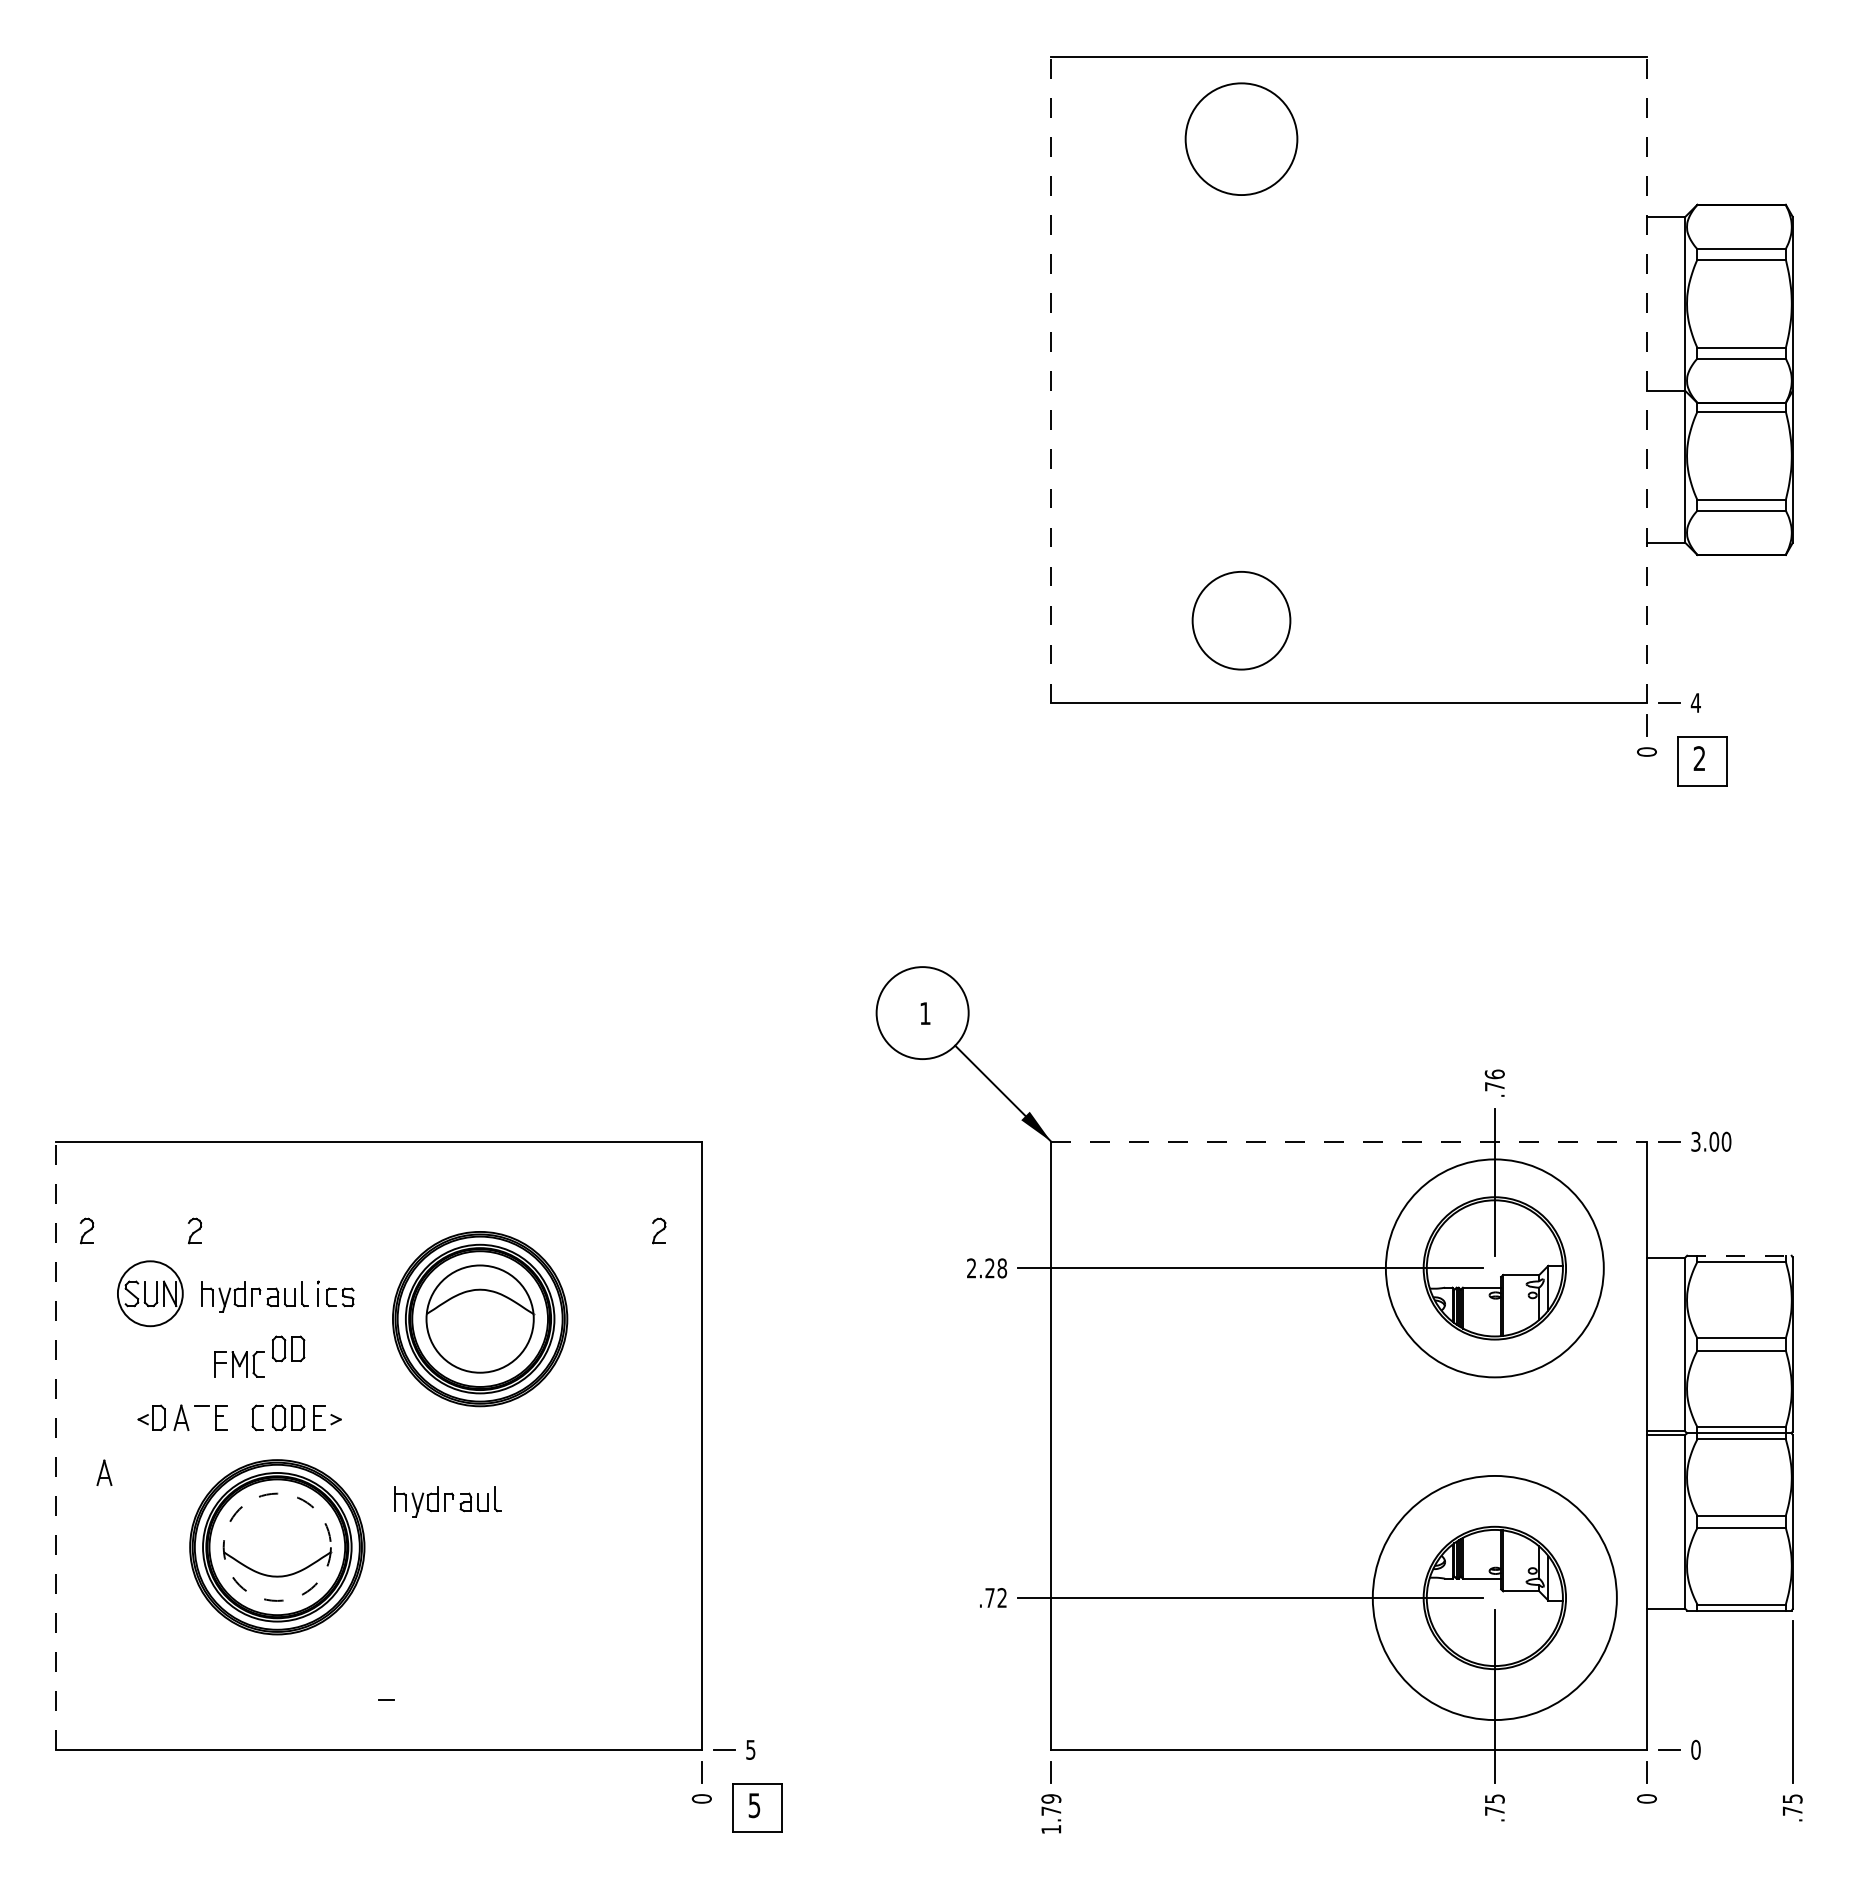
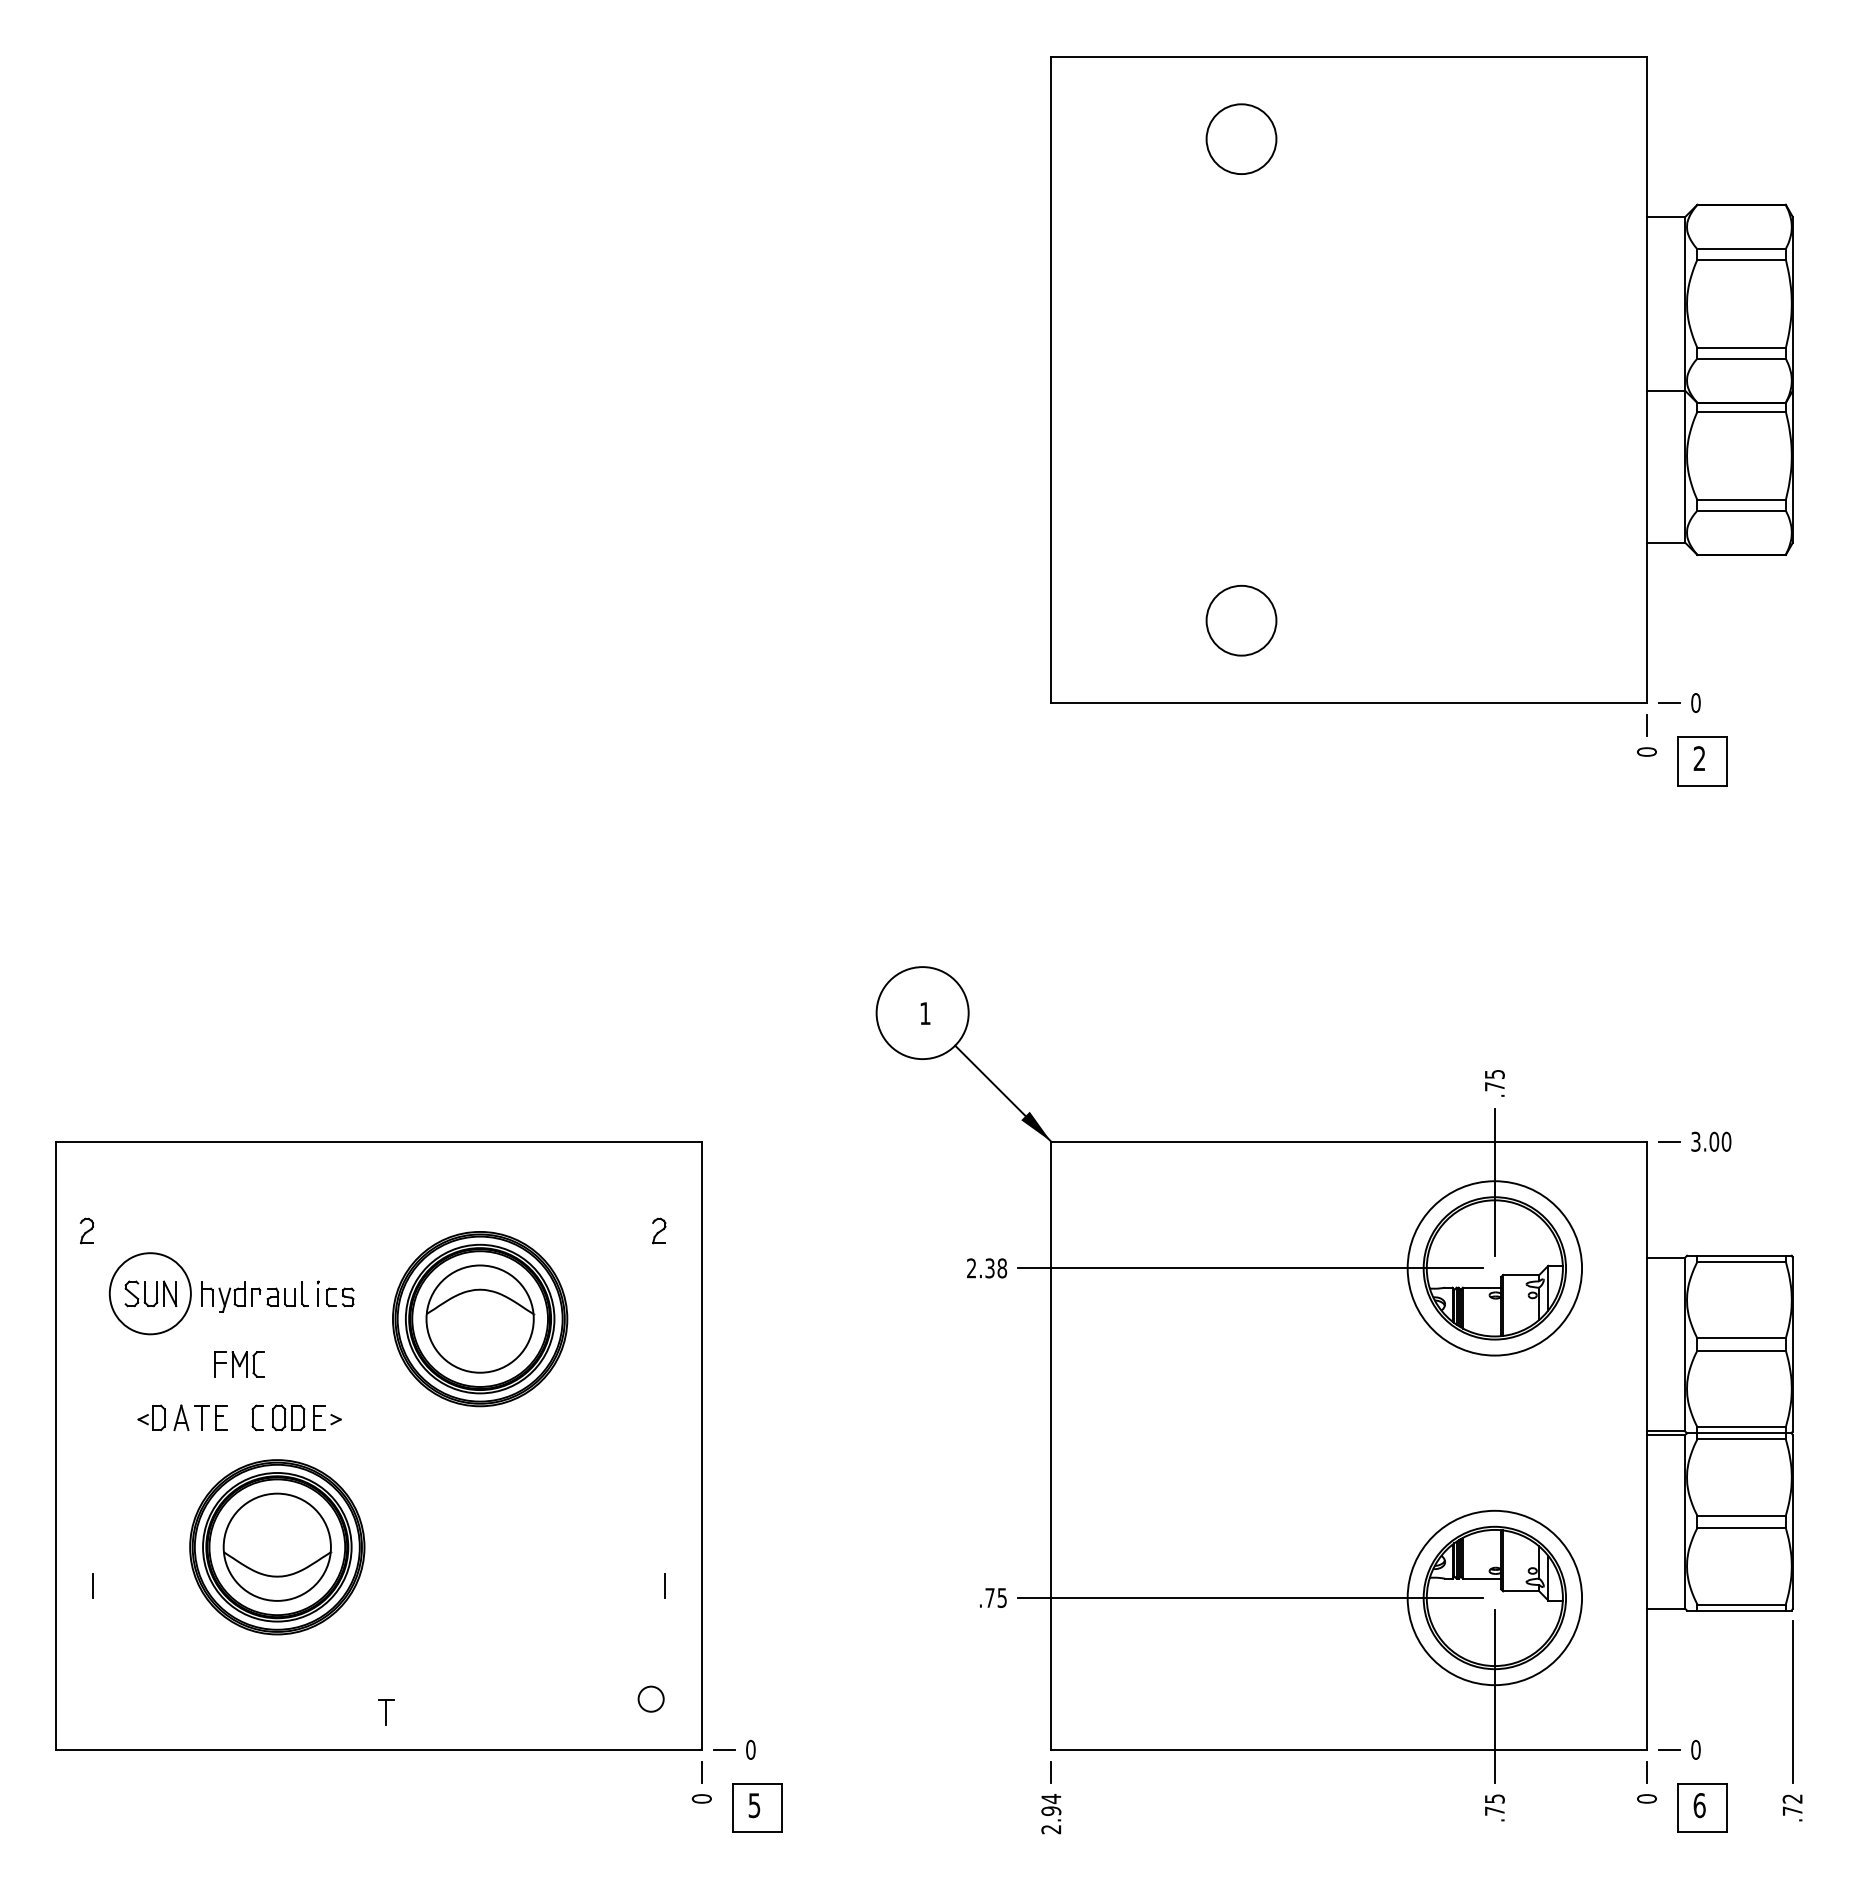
circle diameter: 112 px -> 70 px (1241, 139)
line: dashed -> solid (1051, 379)
line: dashed -> solid (1646, 379)
circle diameter: 98 px -> 70 px (1241, 620)
text: 4 -> 0 (1695, 702)
text: .76 -> .75 (1494, 1074)
line: dashed -> solid (1349, 1141)
part: present -> none (195, 1230)
line: dashed -> solid (1739, 1255)
text: 2.28 -> 2.38 (989, 1268)
circle diameter: 218 px -> 174 px (1494, 1268)
circle diameter: 65 px -> 81 px (149, 1293)
part: present -> none (288, 1348)
line: none -> present (202, 1417)
line: dashed -> solid (55, 1445)
part: present -> none (104, 1472)
part: present -> none (447, 1501)
circle: dashed -> solid (276, 1546)
line: none -> present (93, 1585)
line: none -> present (665, 1585)
circle diameter: 244 px -> 174 px (1494, 1597)
text: .72 -> .75 (1001, 1598)
circle: none -> present (650, 1698)
line: none -> present (386, 1712)
text: 5 -> 0 (750, 1749)
text: .75 -> .72 (1792, 1798)
part: none -> present (1702, 1807)
text: 1.79 -> 2.94 (1051, 1813)
